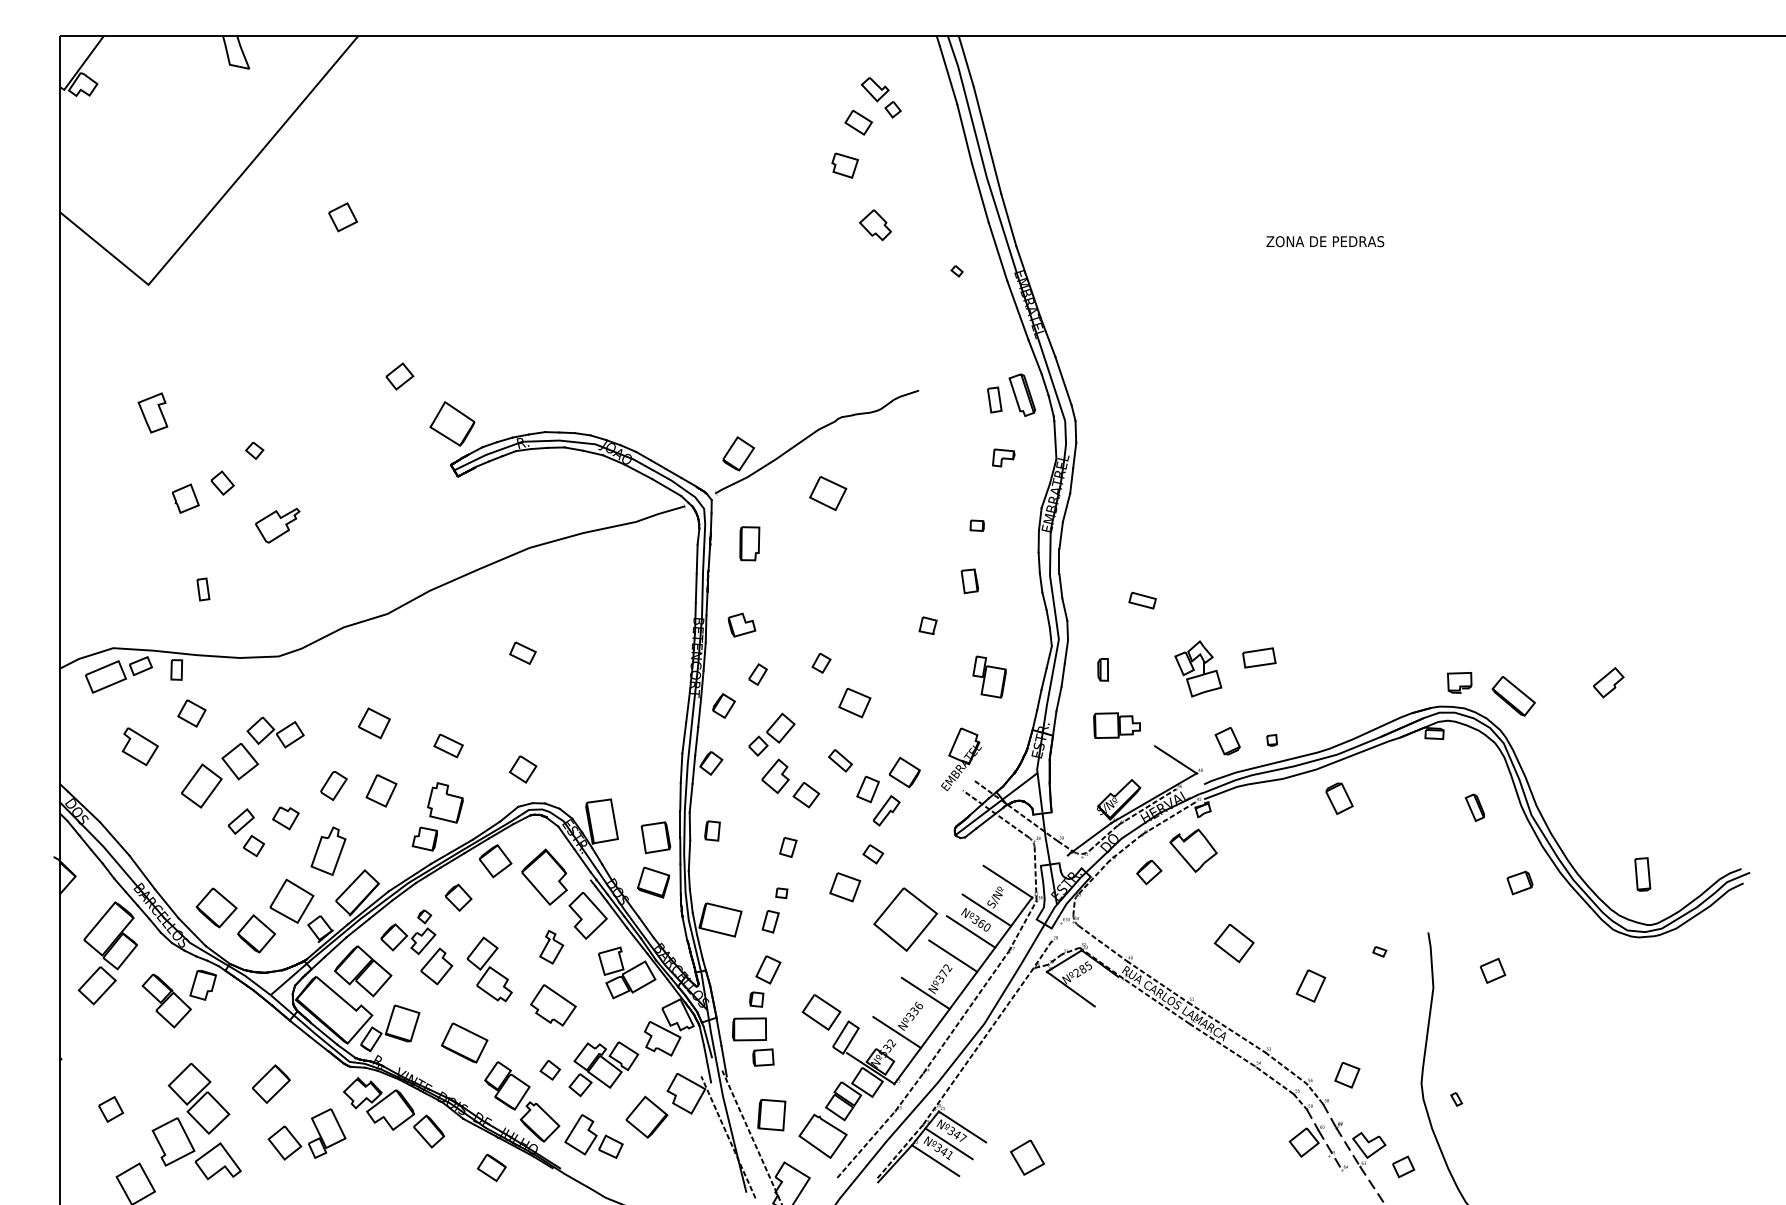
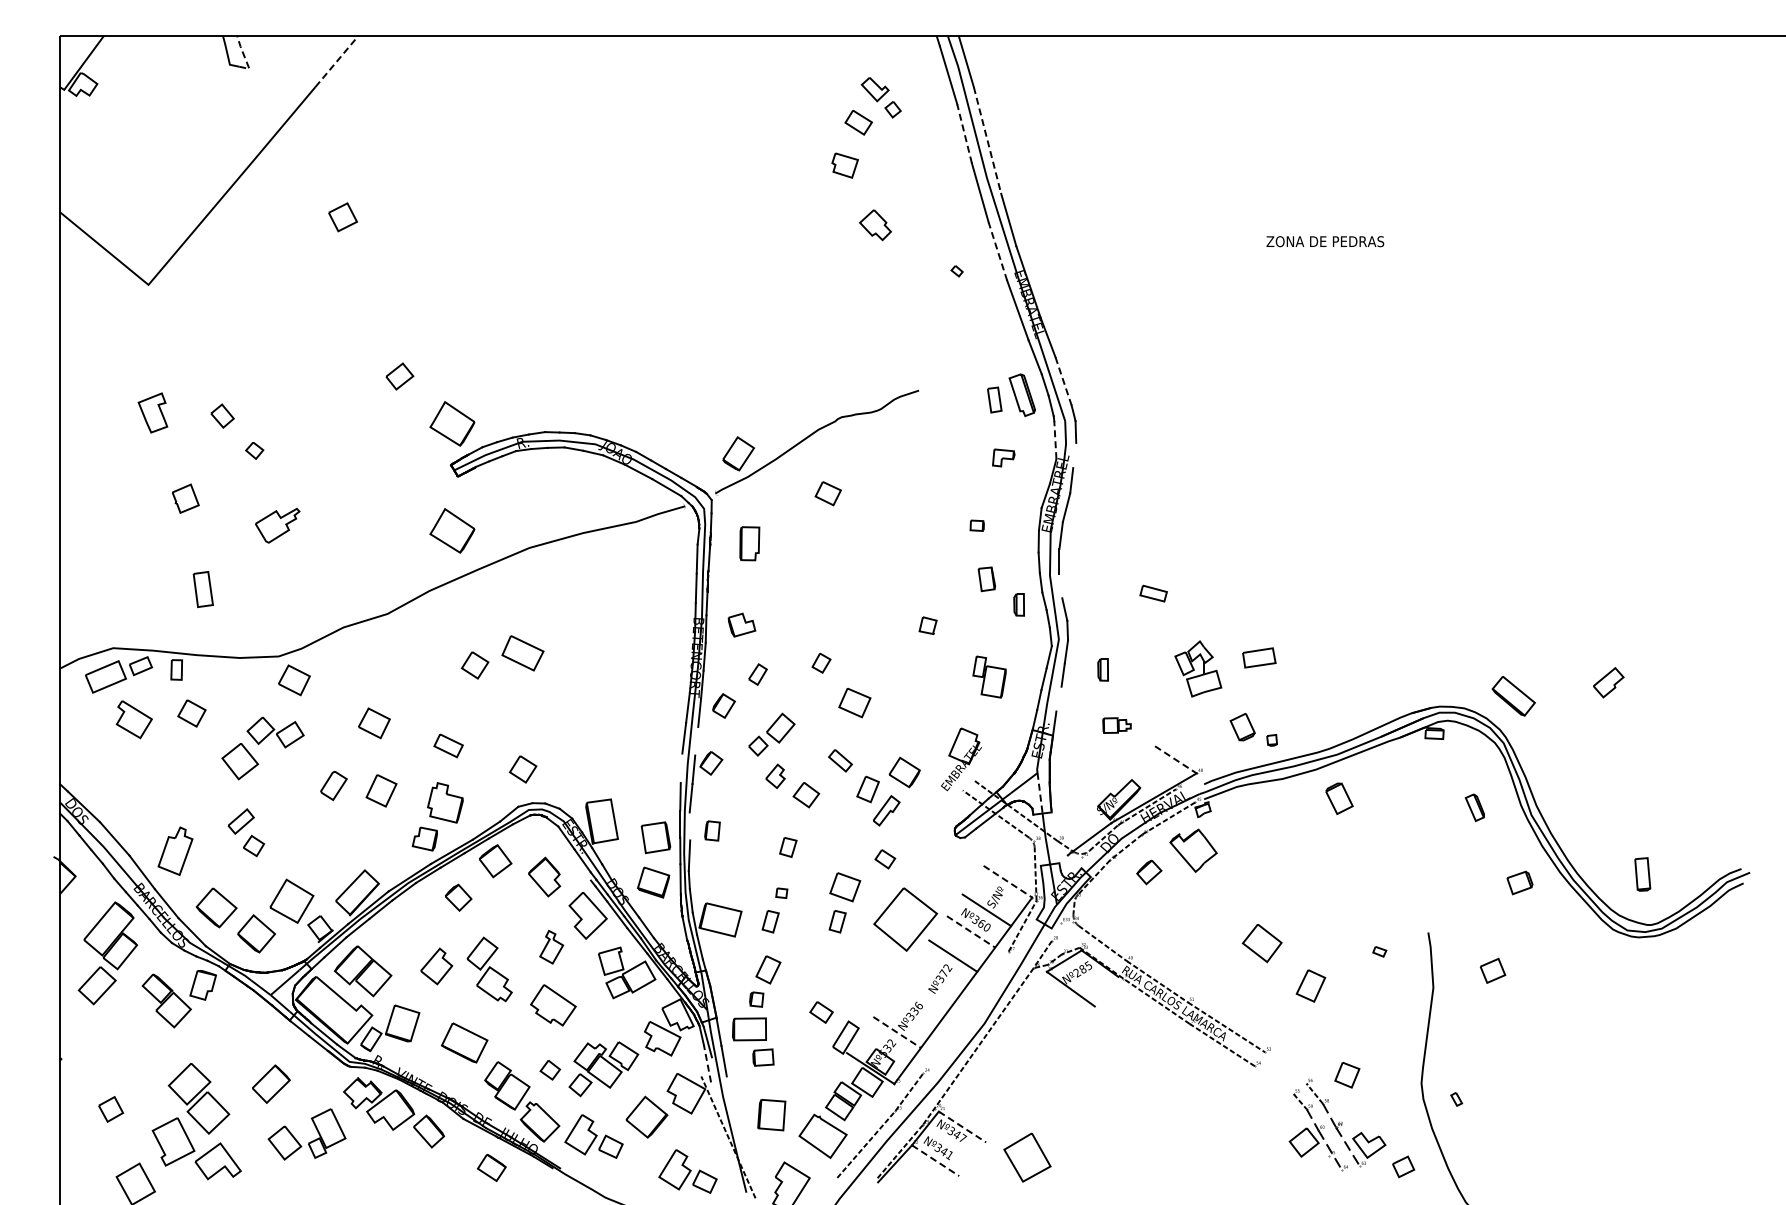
line: solid -> dashed (244, 57)
line: solid -> dashed (337, 61)
line: solid -> dashed (964, 133)
line: solid -> dashed (987, 141)
line: solid -> dashed (997, 251)
line: solid -> dashed (1063, 381)
line: solid -> dashed (1055, 439)
line: present -> none (1074, 455)
part position: (222, 482) -> (222, 415) (222, 415)
part size: 39x36 px -> 28x26 px (827, 493)
part: none -> present (452, 530)
part position: (969, 581) -> (986, 579) (986, 579)
line: present -> none (1060, 586)
part size: 15x25 px -> 22x37 px (202, 589)
part position: (1142, 600) -> (1153, 593) (1153, 593)
part: none -> present (1018, 604)
part size: 28x24 px -> 44x37 px (522, 653)
part: none -> present (474, 665)
part: none -> present (294, 680)
part: present -> none (1459, 682)
line: present -> none (1058, 698)
part size: 48x27 px -> 30x17 px (1116, 725)
line: present -> none (696, 741)
part position: (1227, 741) -> (1242, 727) (1242, 727)
part position: (139, 746) -> (133, 719) (133, 719)
line: solid -> dashed (1175, 759)
line: present -> none (681, 767)
part size: 29x37 px -> 21x27 px (775, 776)
part: present -> none (201, 785)
line: solid -> dashed (1040, 792)
part: present -> none (285, 818)
line: present -> none (689, 826)
part position: (328, 850) -> (175, 850) (175, 850)
part position: (873, 854) -> (885, 859) (885, 859)
part size: 47x58 px -> 34x42 px (544, 876)
line: solid -> dashed (1008, 881)
part: none -> present (837, 921)
line: solid -> dashed (971, 931)
part: present -> none (408, 932)
part position: (1233, 943) -> (1261, 943) (1261, 943)
line: present -> none (925, 993)
part size: 41x37 px -> 25x23 px (821, 1012)
line: present -> none (965, 1012)
line: solid -> dashed (897, 1032)
line: solid -> dashed (707, 1063)
line: present -> none (1285, 1067)
line: present -> none (1273, 1080)
line: solid -> dashed (962, 1127)
line: present -> none (751, 1135)
line: present -> none (948, 1143)
part size: 35x37 px -> 49x51 px (1027, 1157)
line: solid -> dashed (936, 1160)
part: none -> present (687, 1171)
line: present -> none (1371, 1183)
